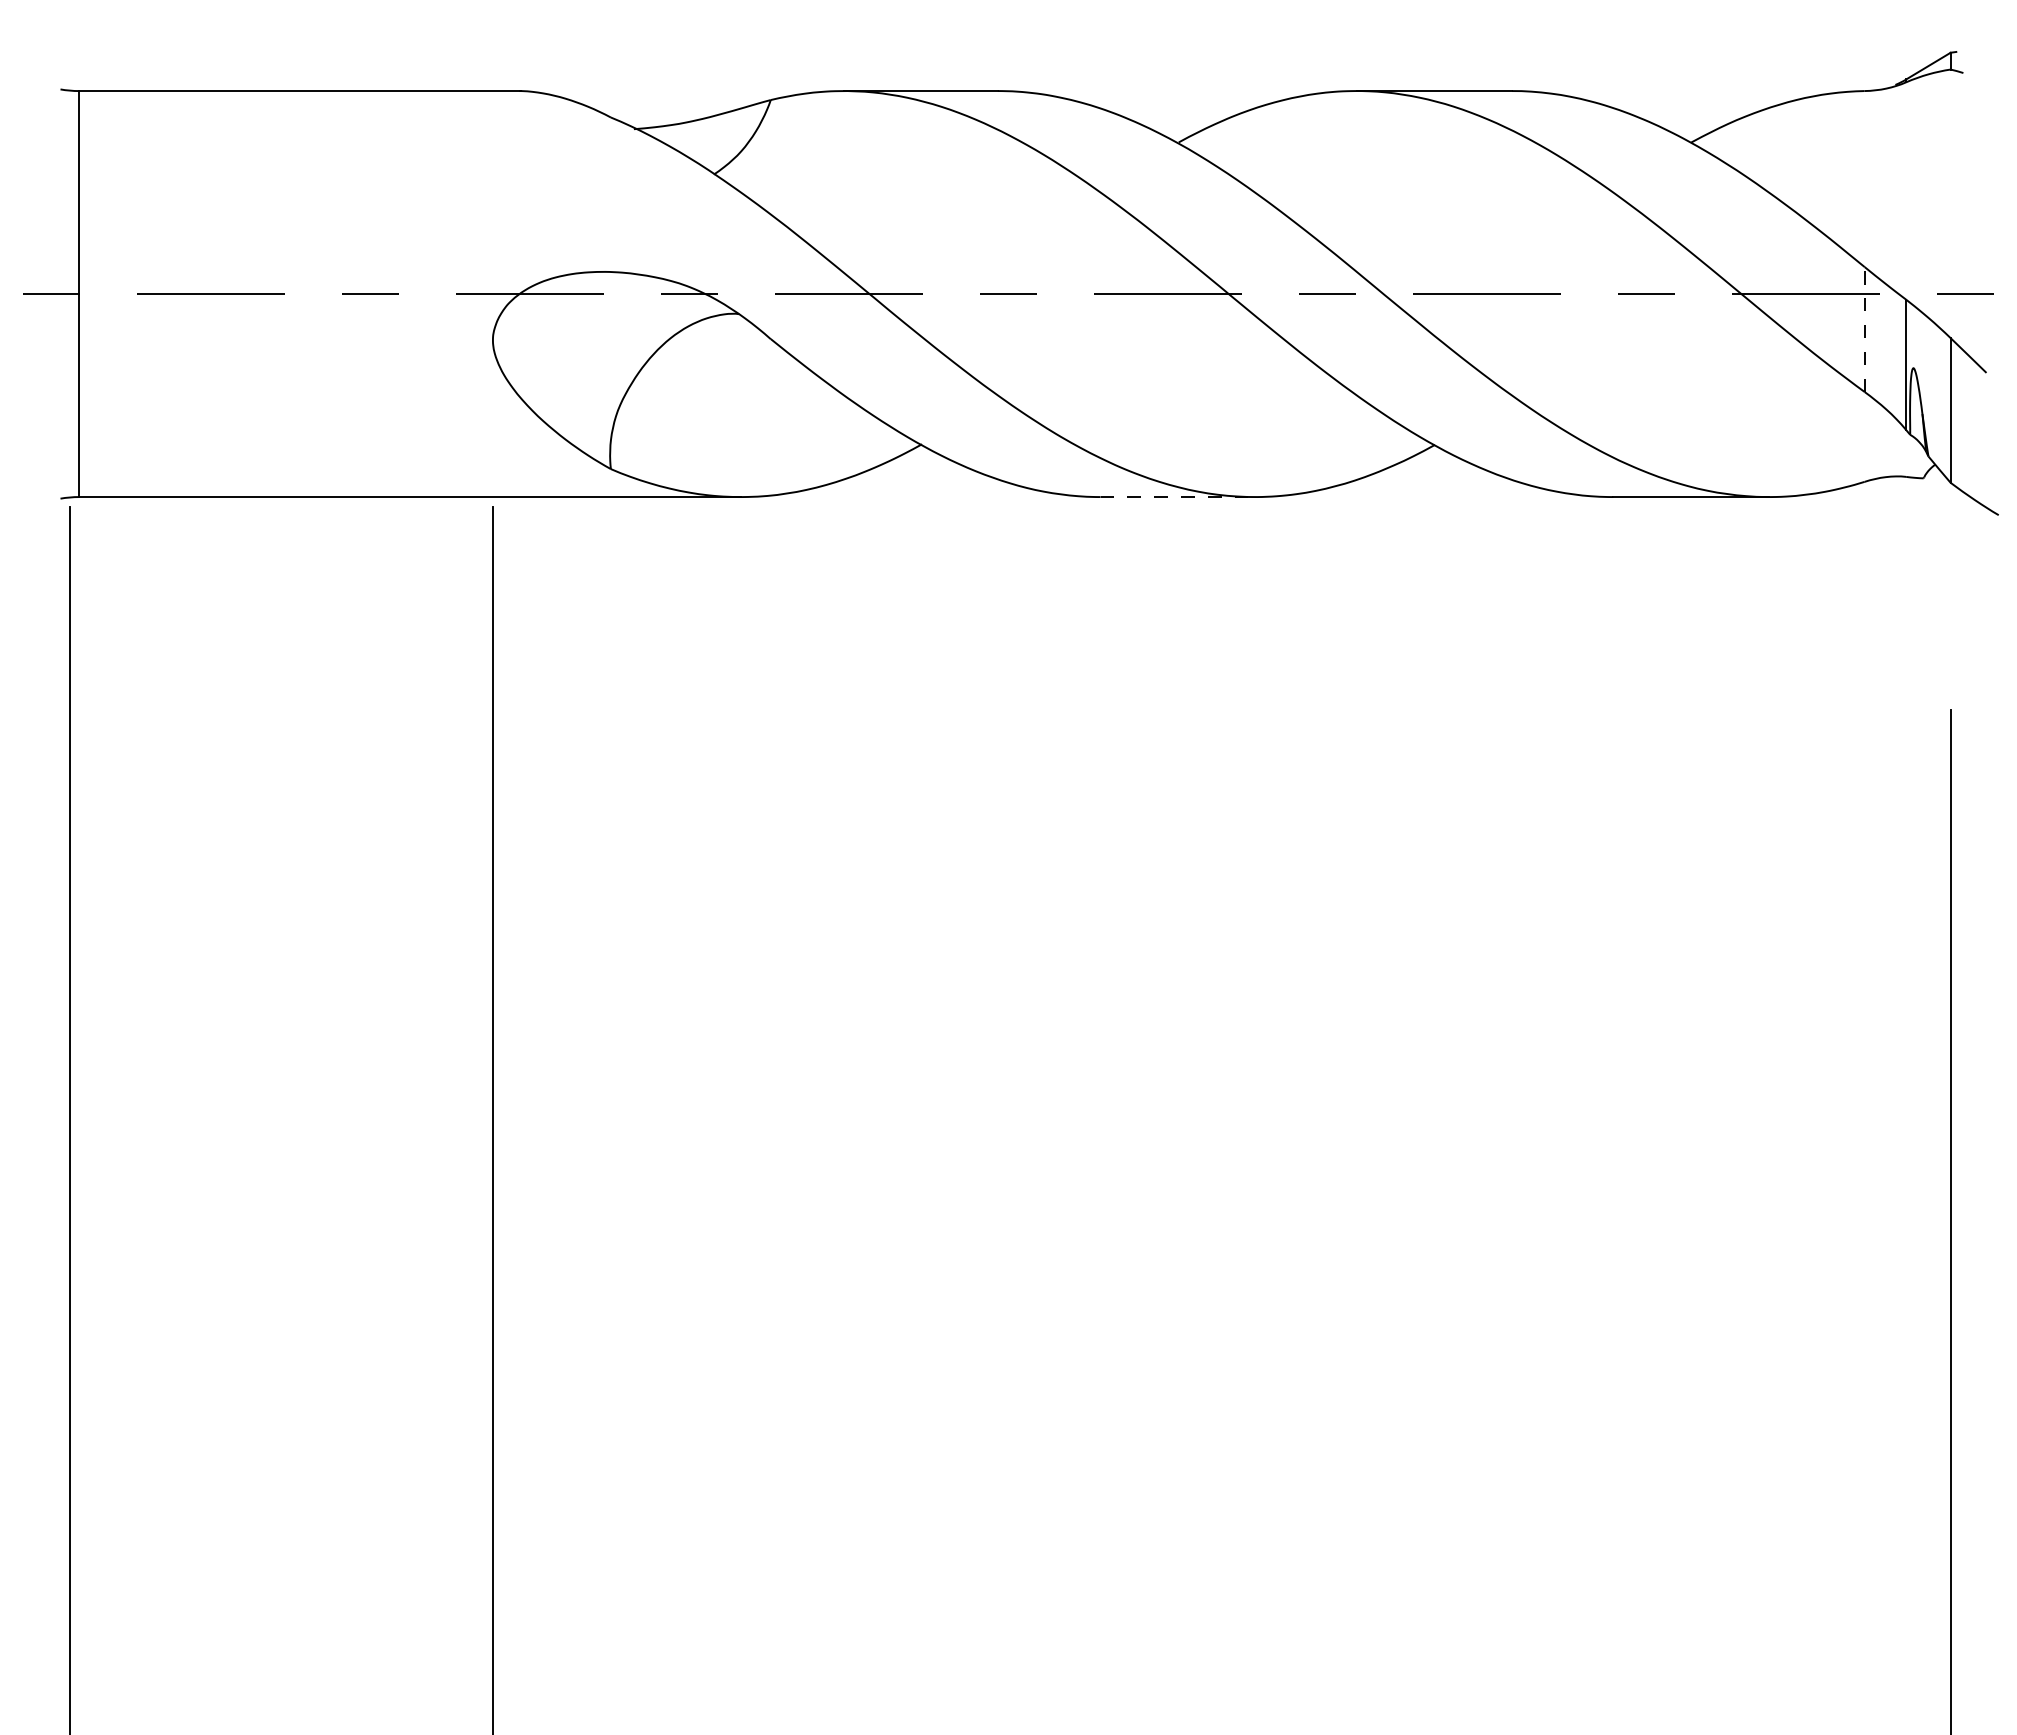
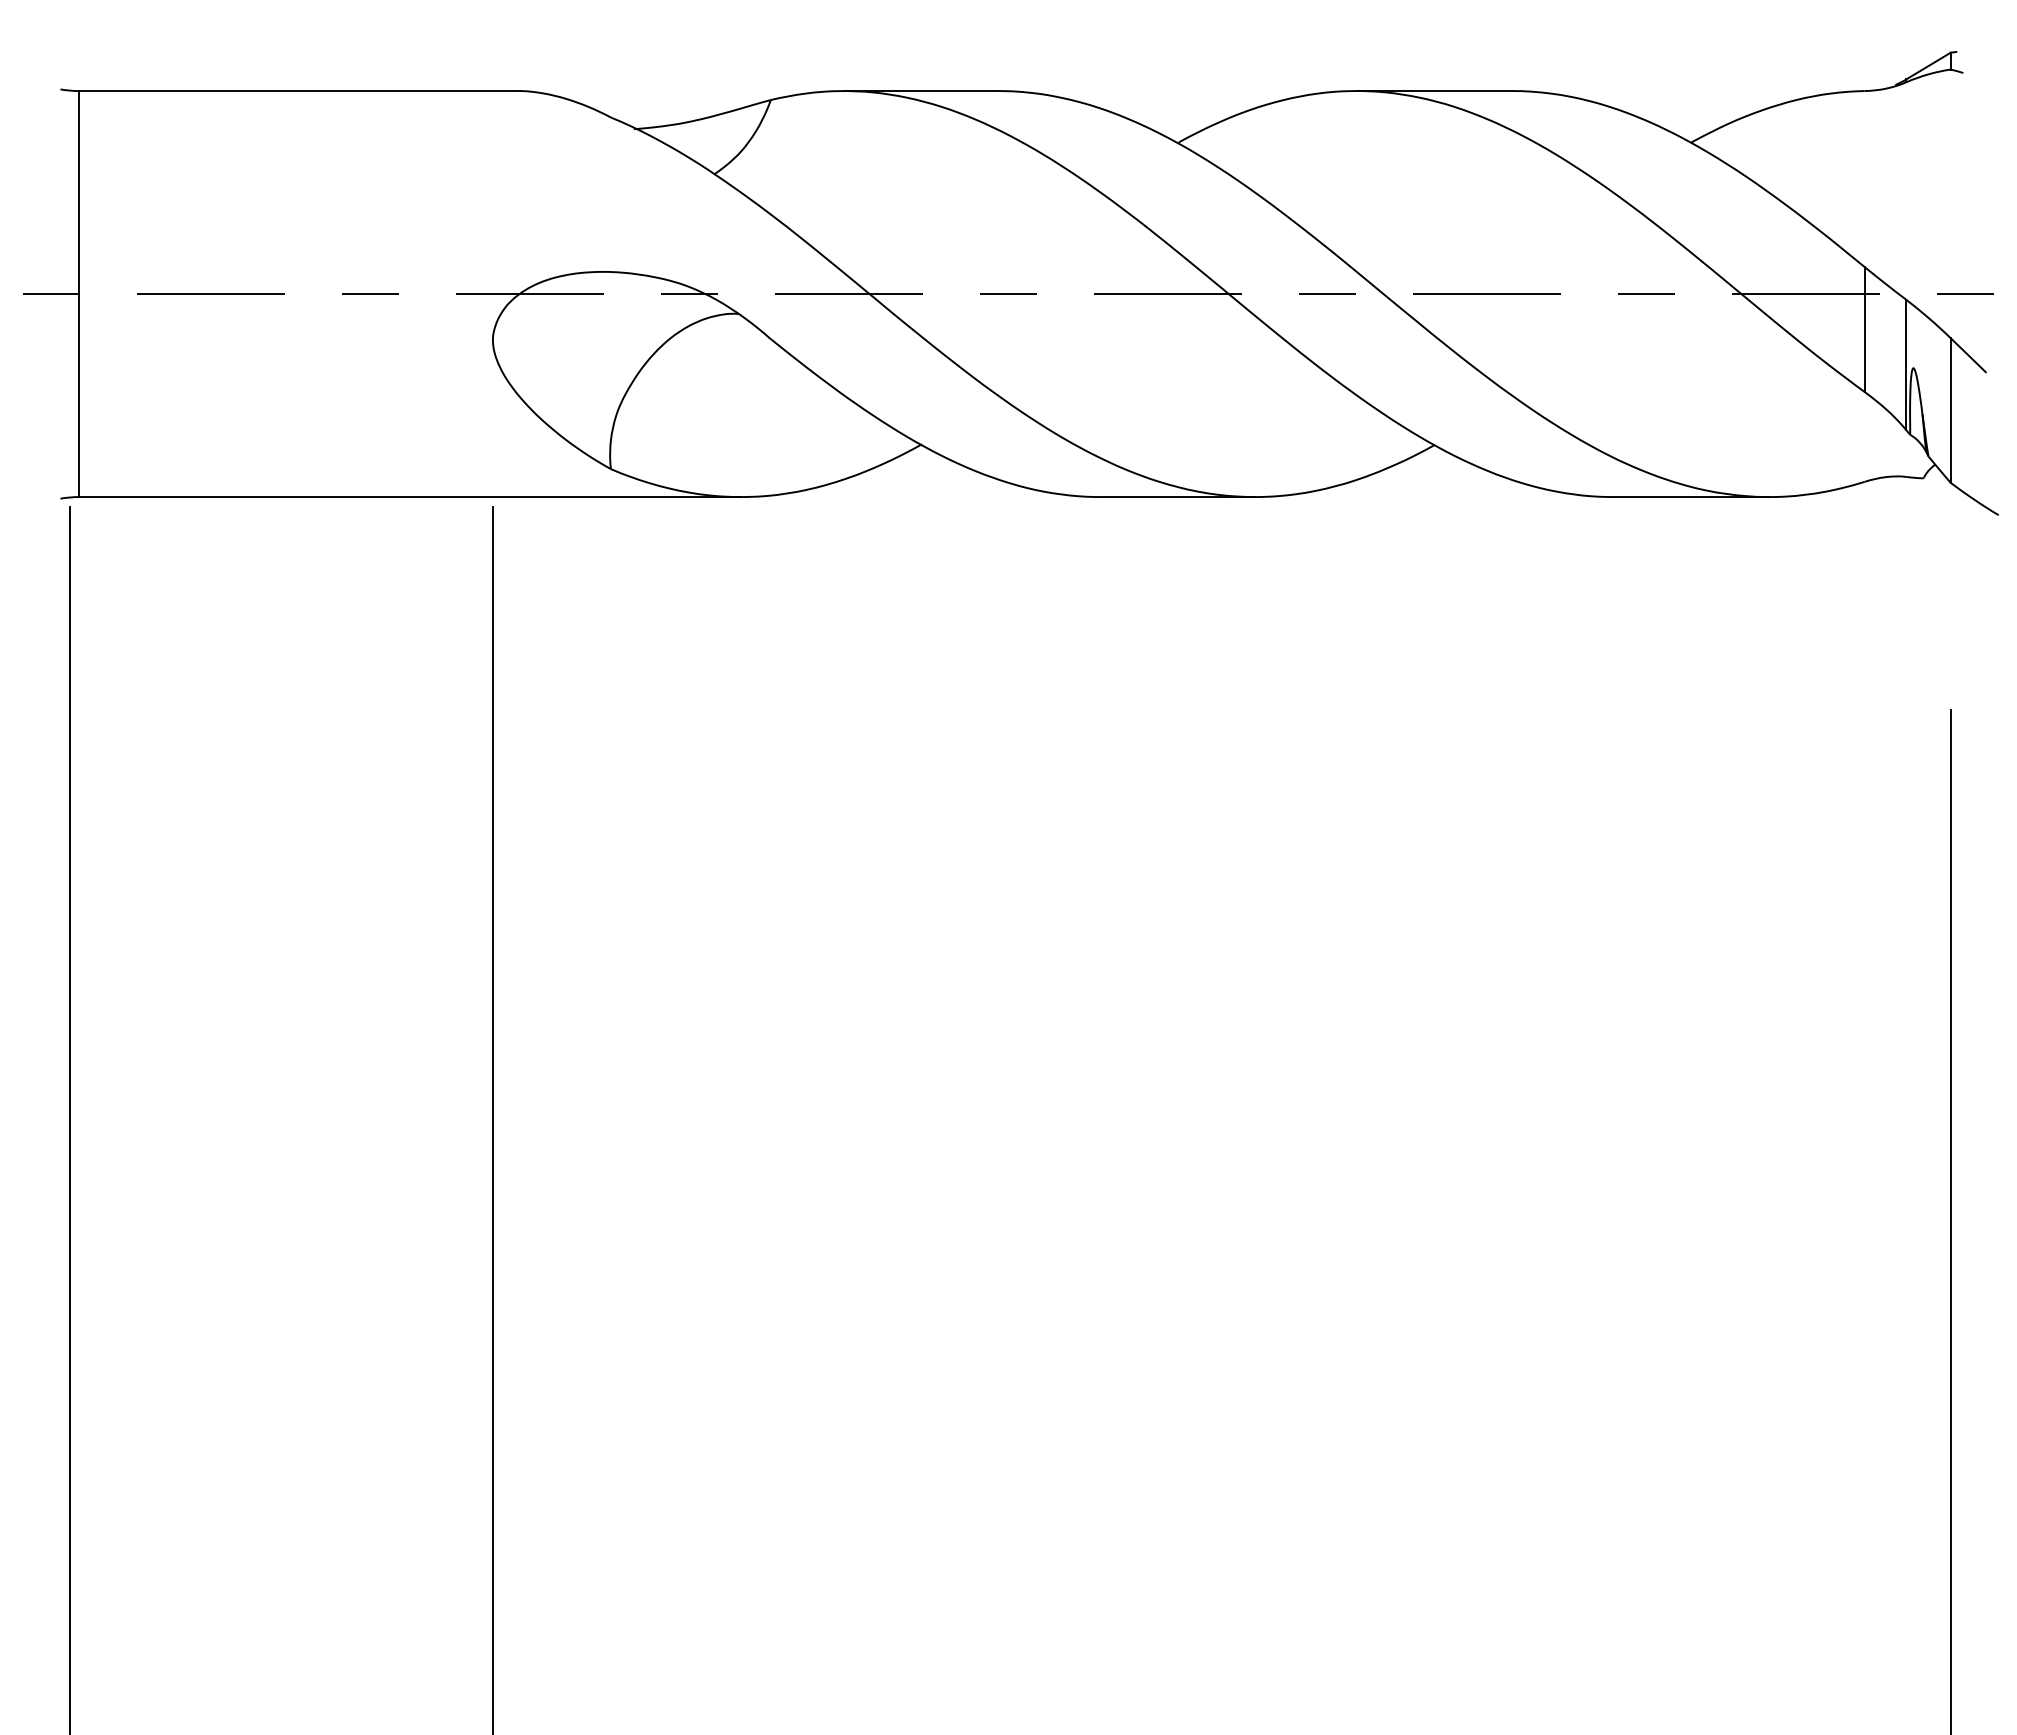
line: dashed -> solid (1864, 329)
line: dashed -> solid (1178, 497)
